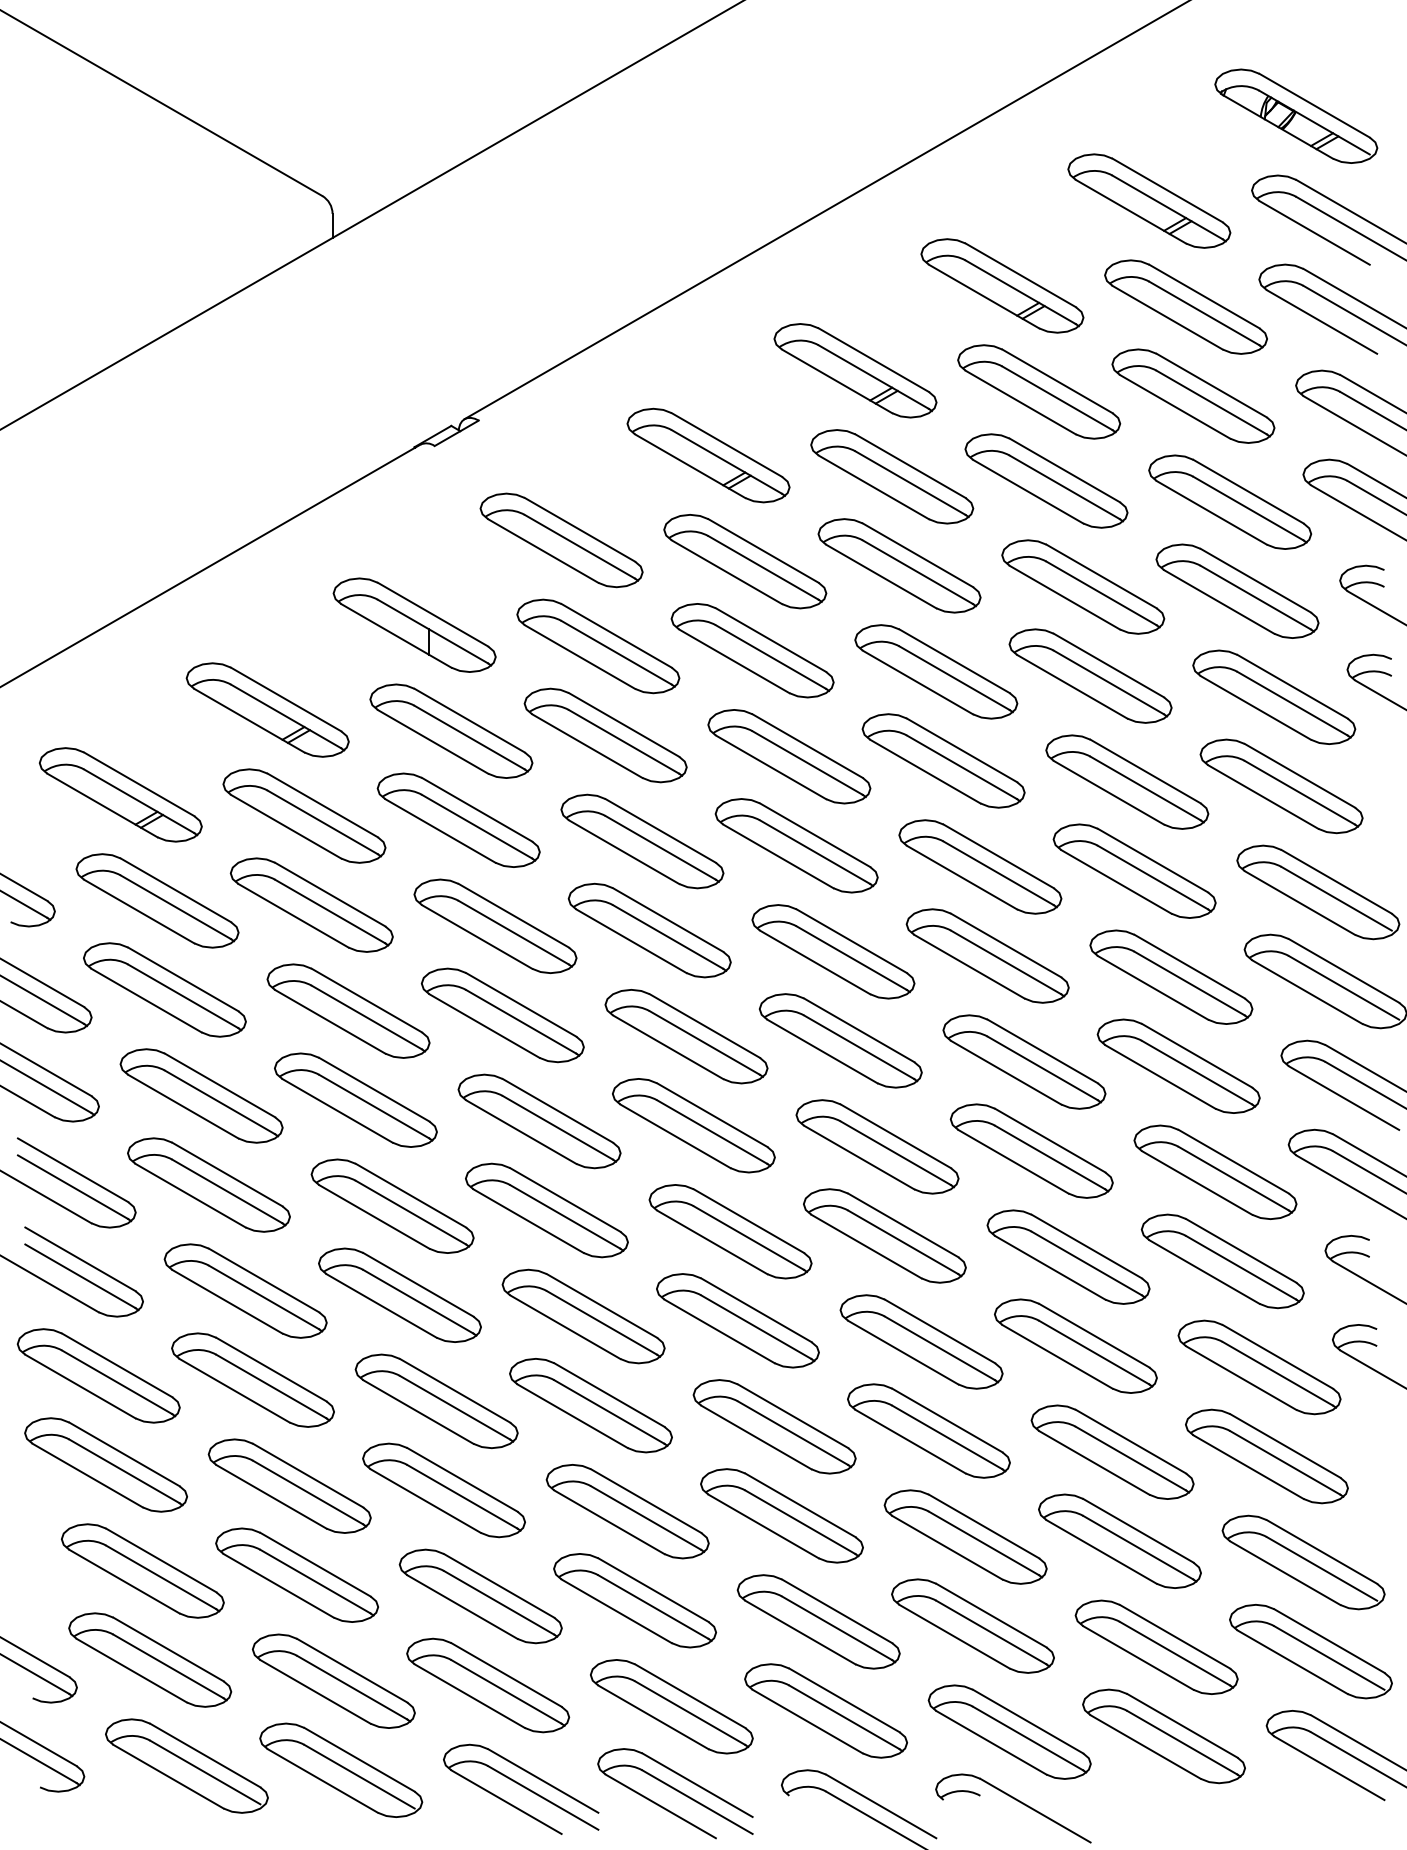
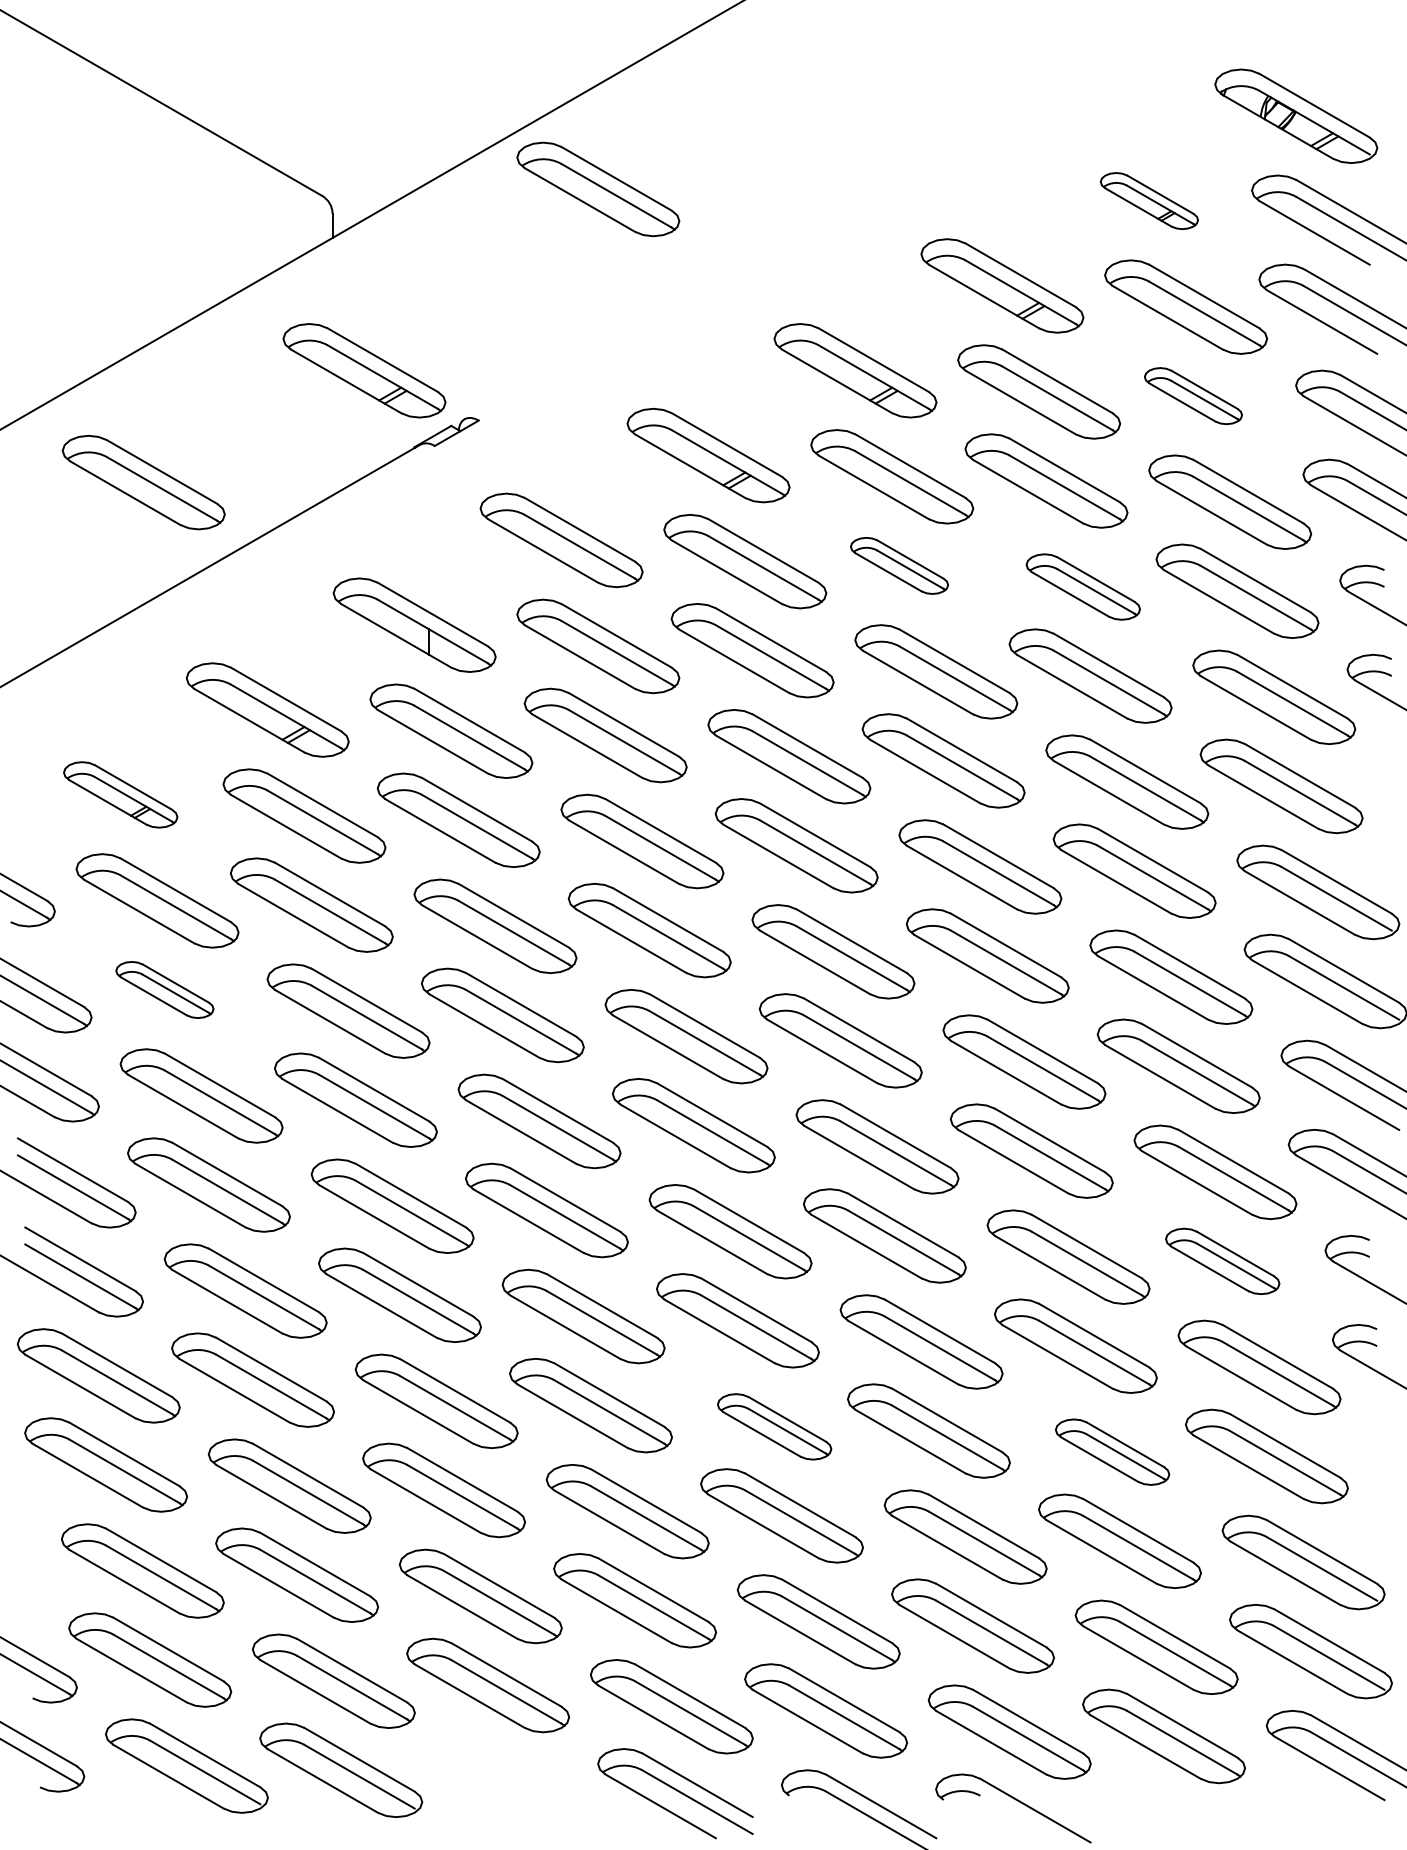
part: none -> present (598, 189)
part size: 165x96 px -> 99x58 px (1149, 200)
line: present -> none (825, 210)
part: none -> present (364, 370)
part size: 165x96 px -> 99x59 px (1193, 396)
part: none -> present (143, 482)
part size: 165x96 px -> 99x58 px (899, 565)
part size: 165x96 px -> 116x68 px (1082, 586)
part size: 165x96 px -> 116x68 px (120, 794)
part size: 164x96 px -> 100x58 px (164, 989)
part size: 165x97 px -> 116x69 px (1222, 1261)
part size: 165x96 px -> 116x68 px (774, 1426)
part size: 165x96 px -> 116x68 px (1112, 1451)
part: present -> none (521, 1788)
